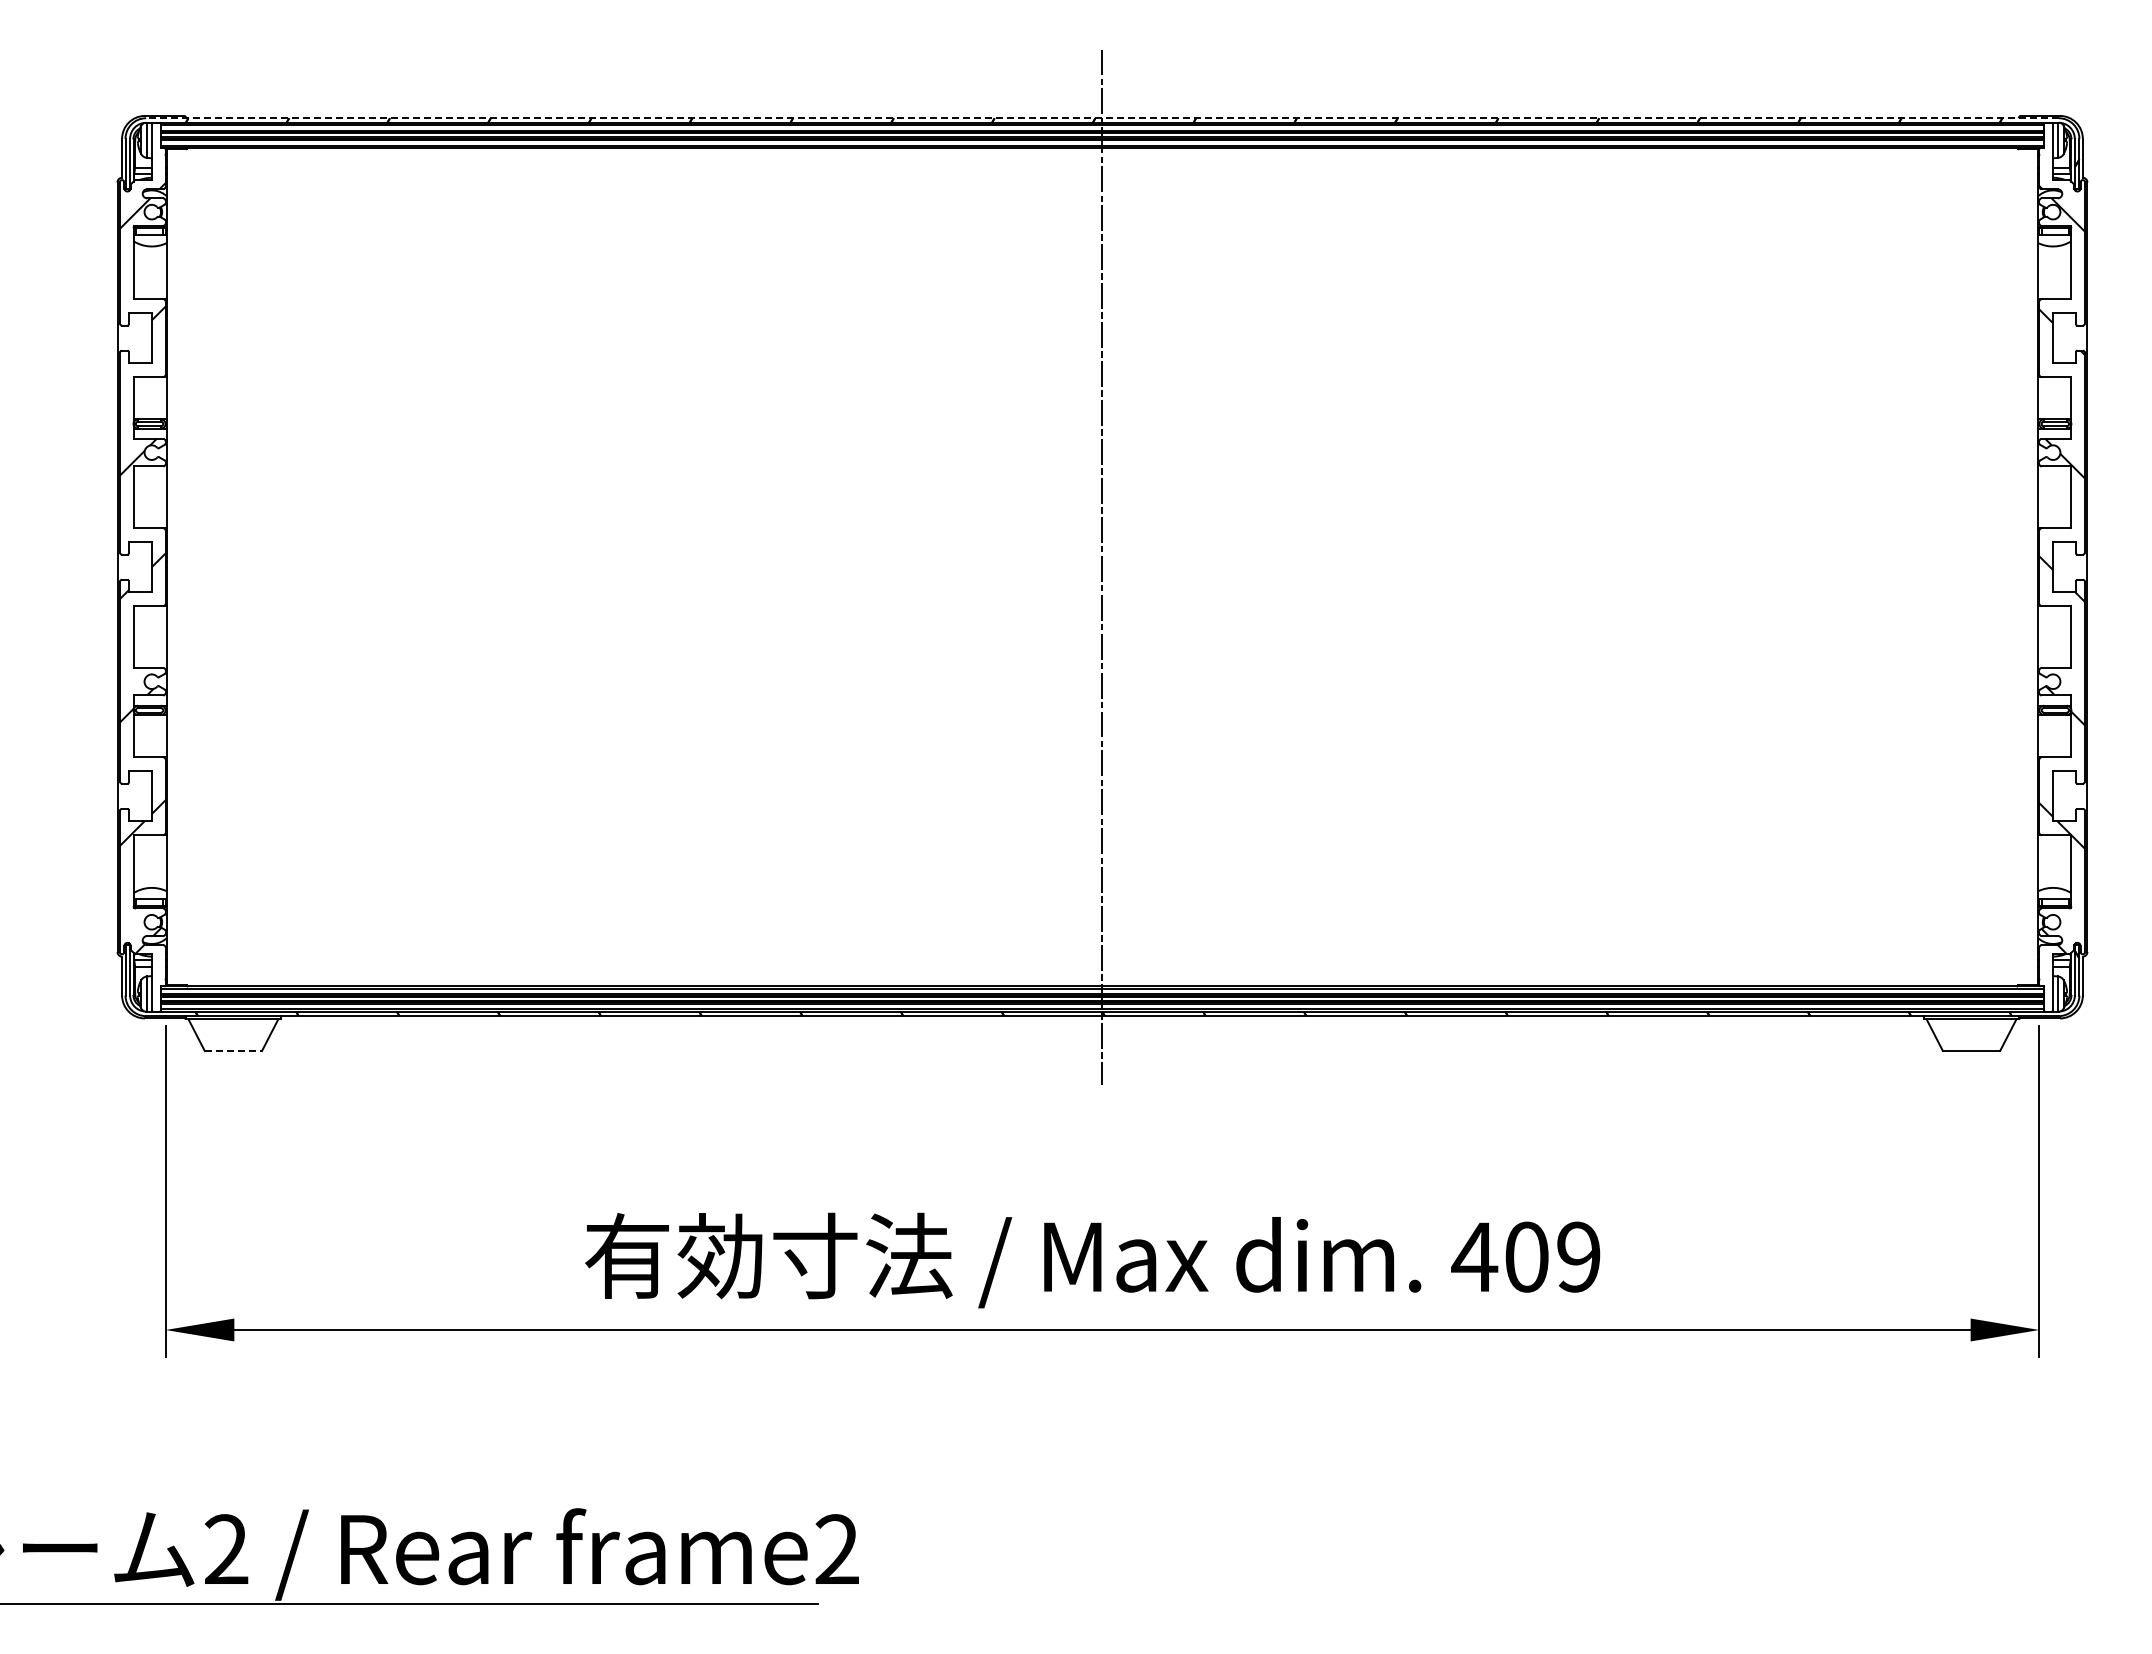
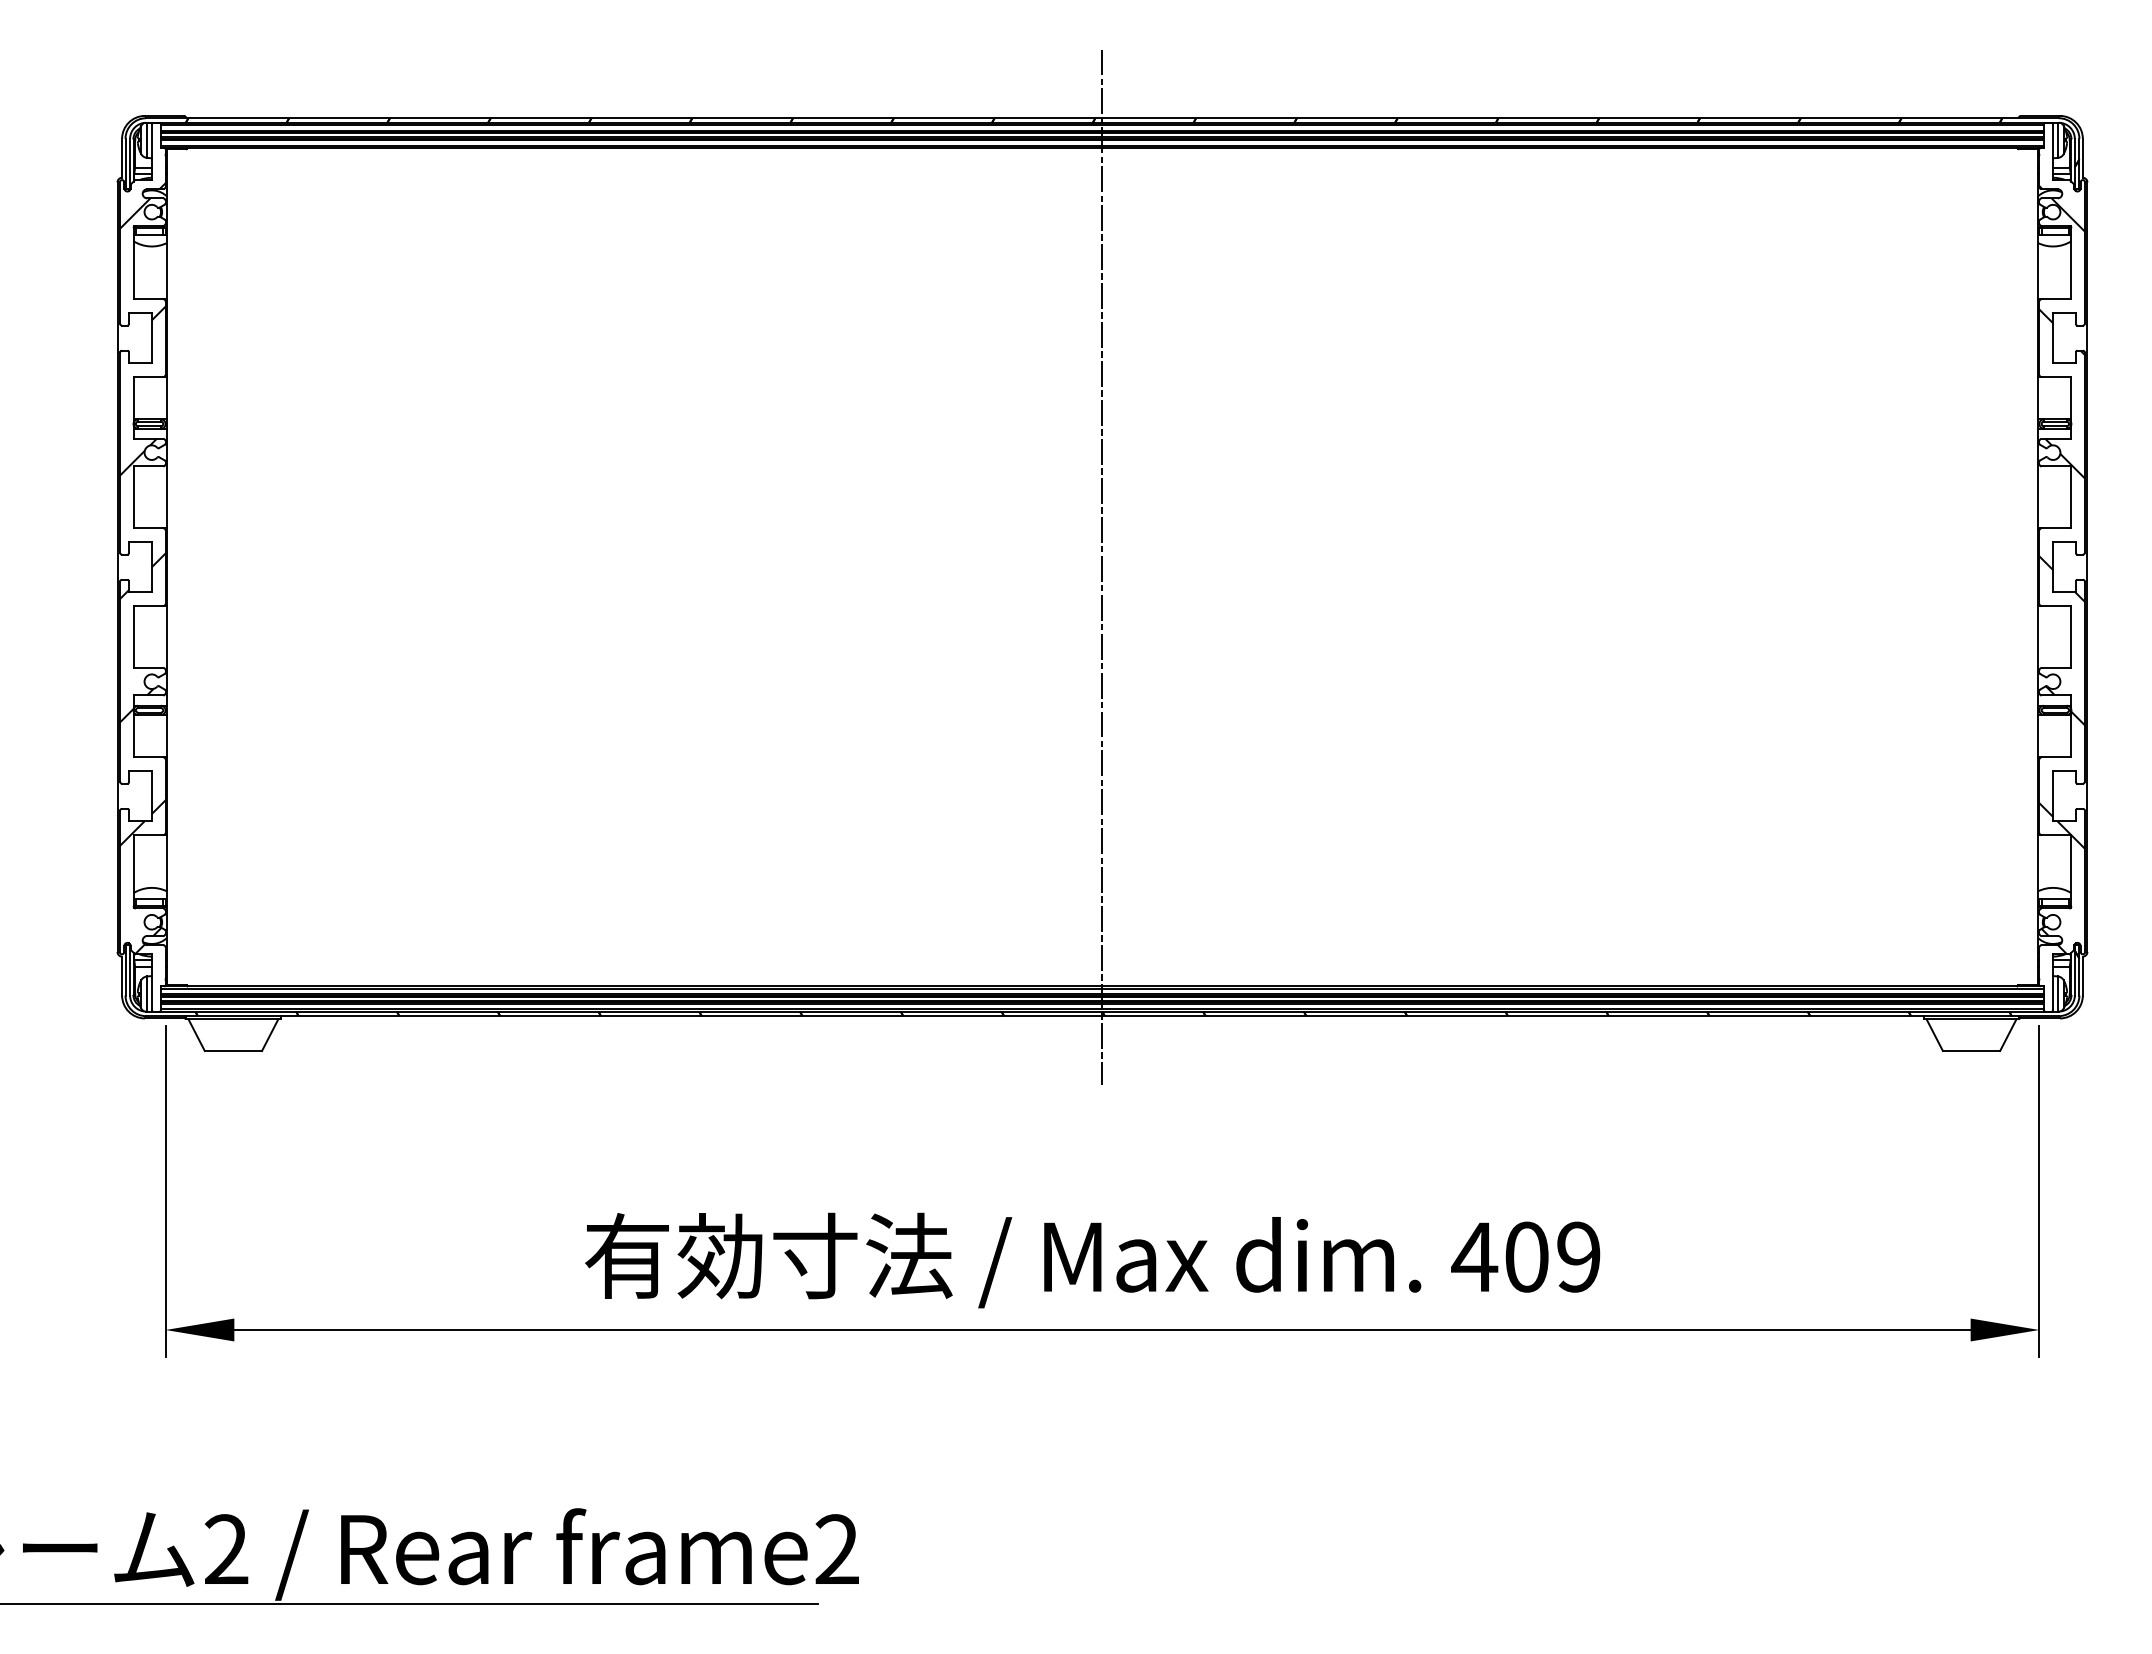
line: dashed -> solid (1101, 118)
line: dashed -> solid (233, 1050)
